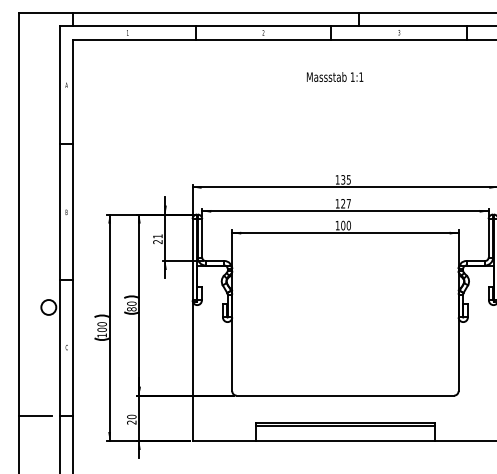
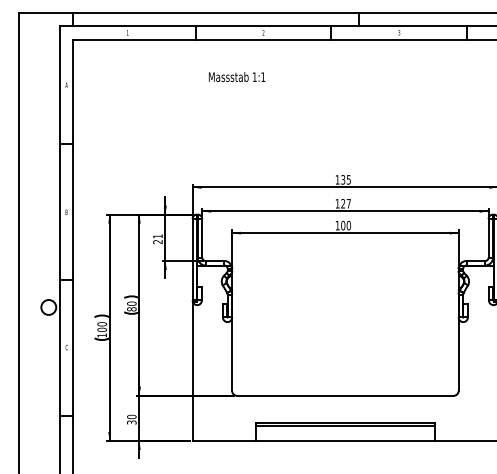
text position: (335, 76) -> (237, 76) (237, 76)
line: present -> none (34, 416)
text: 20 -> 30 (131, 422)
